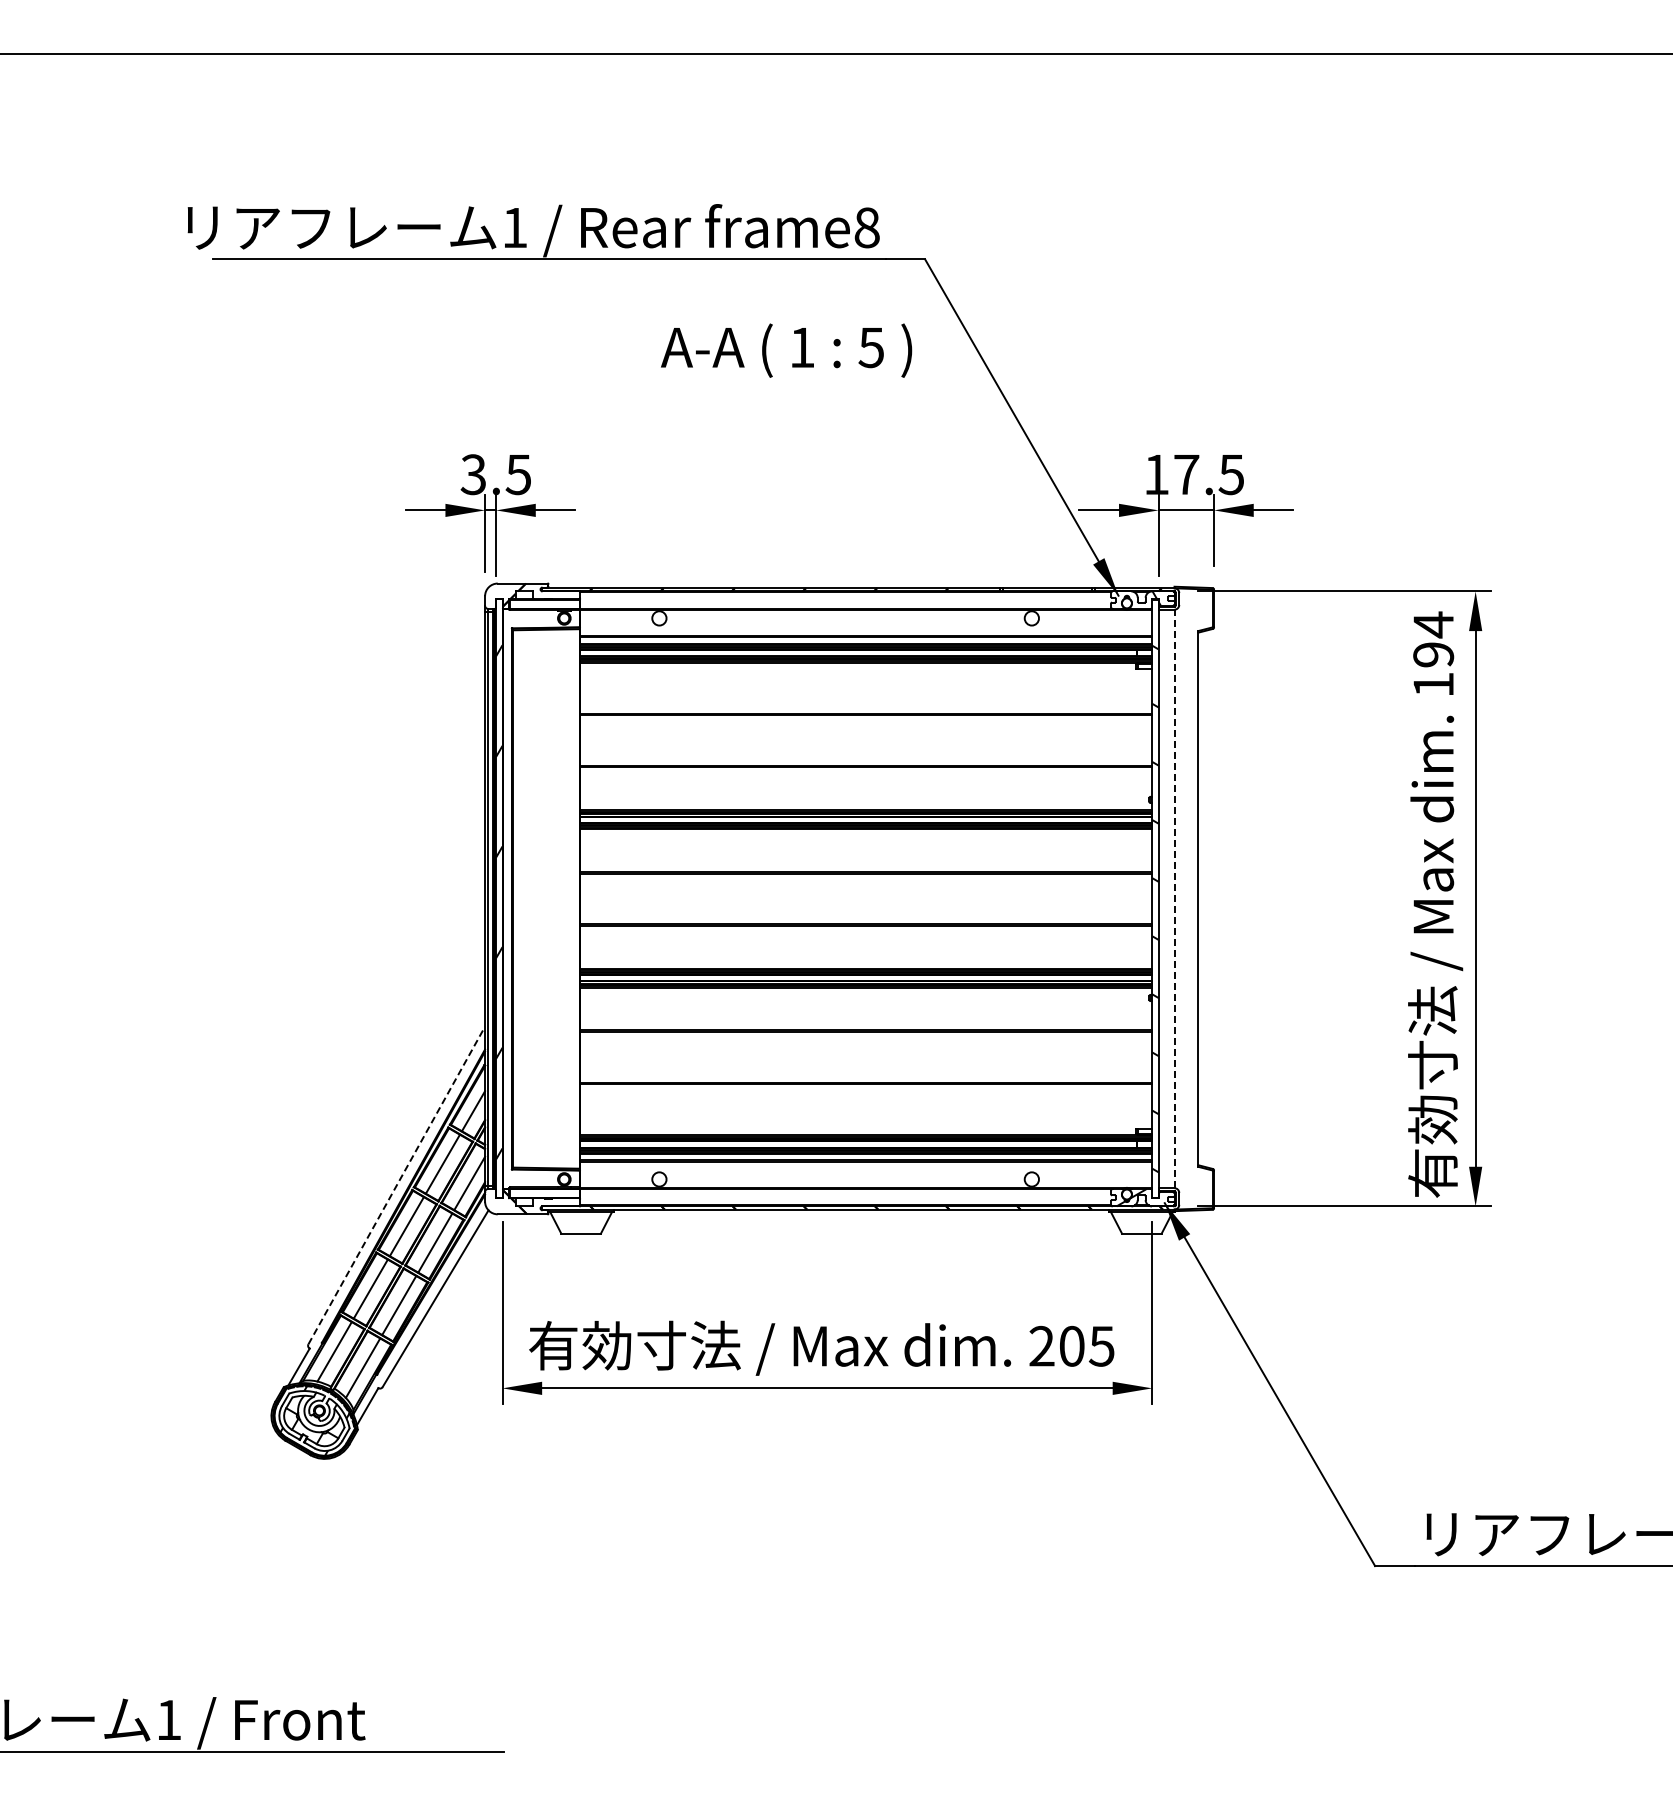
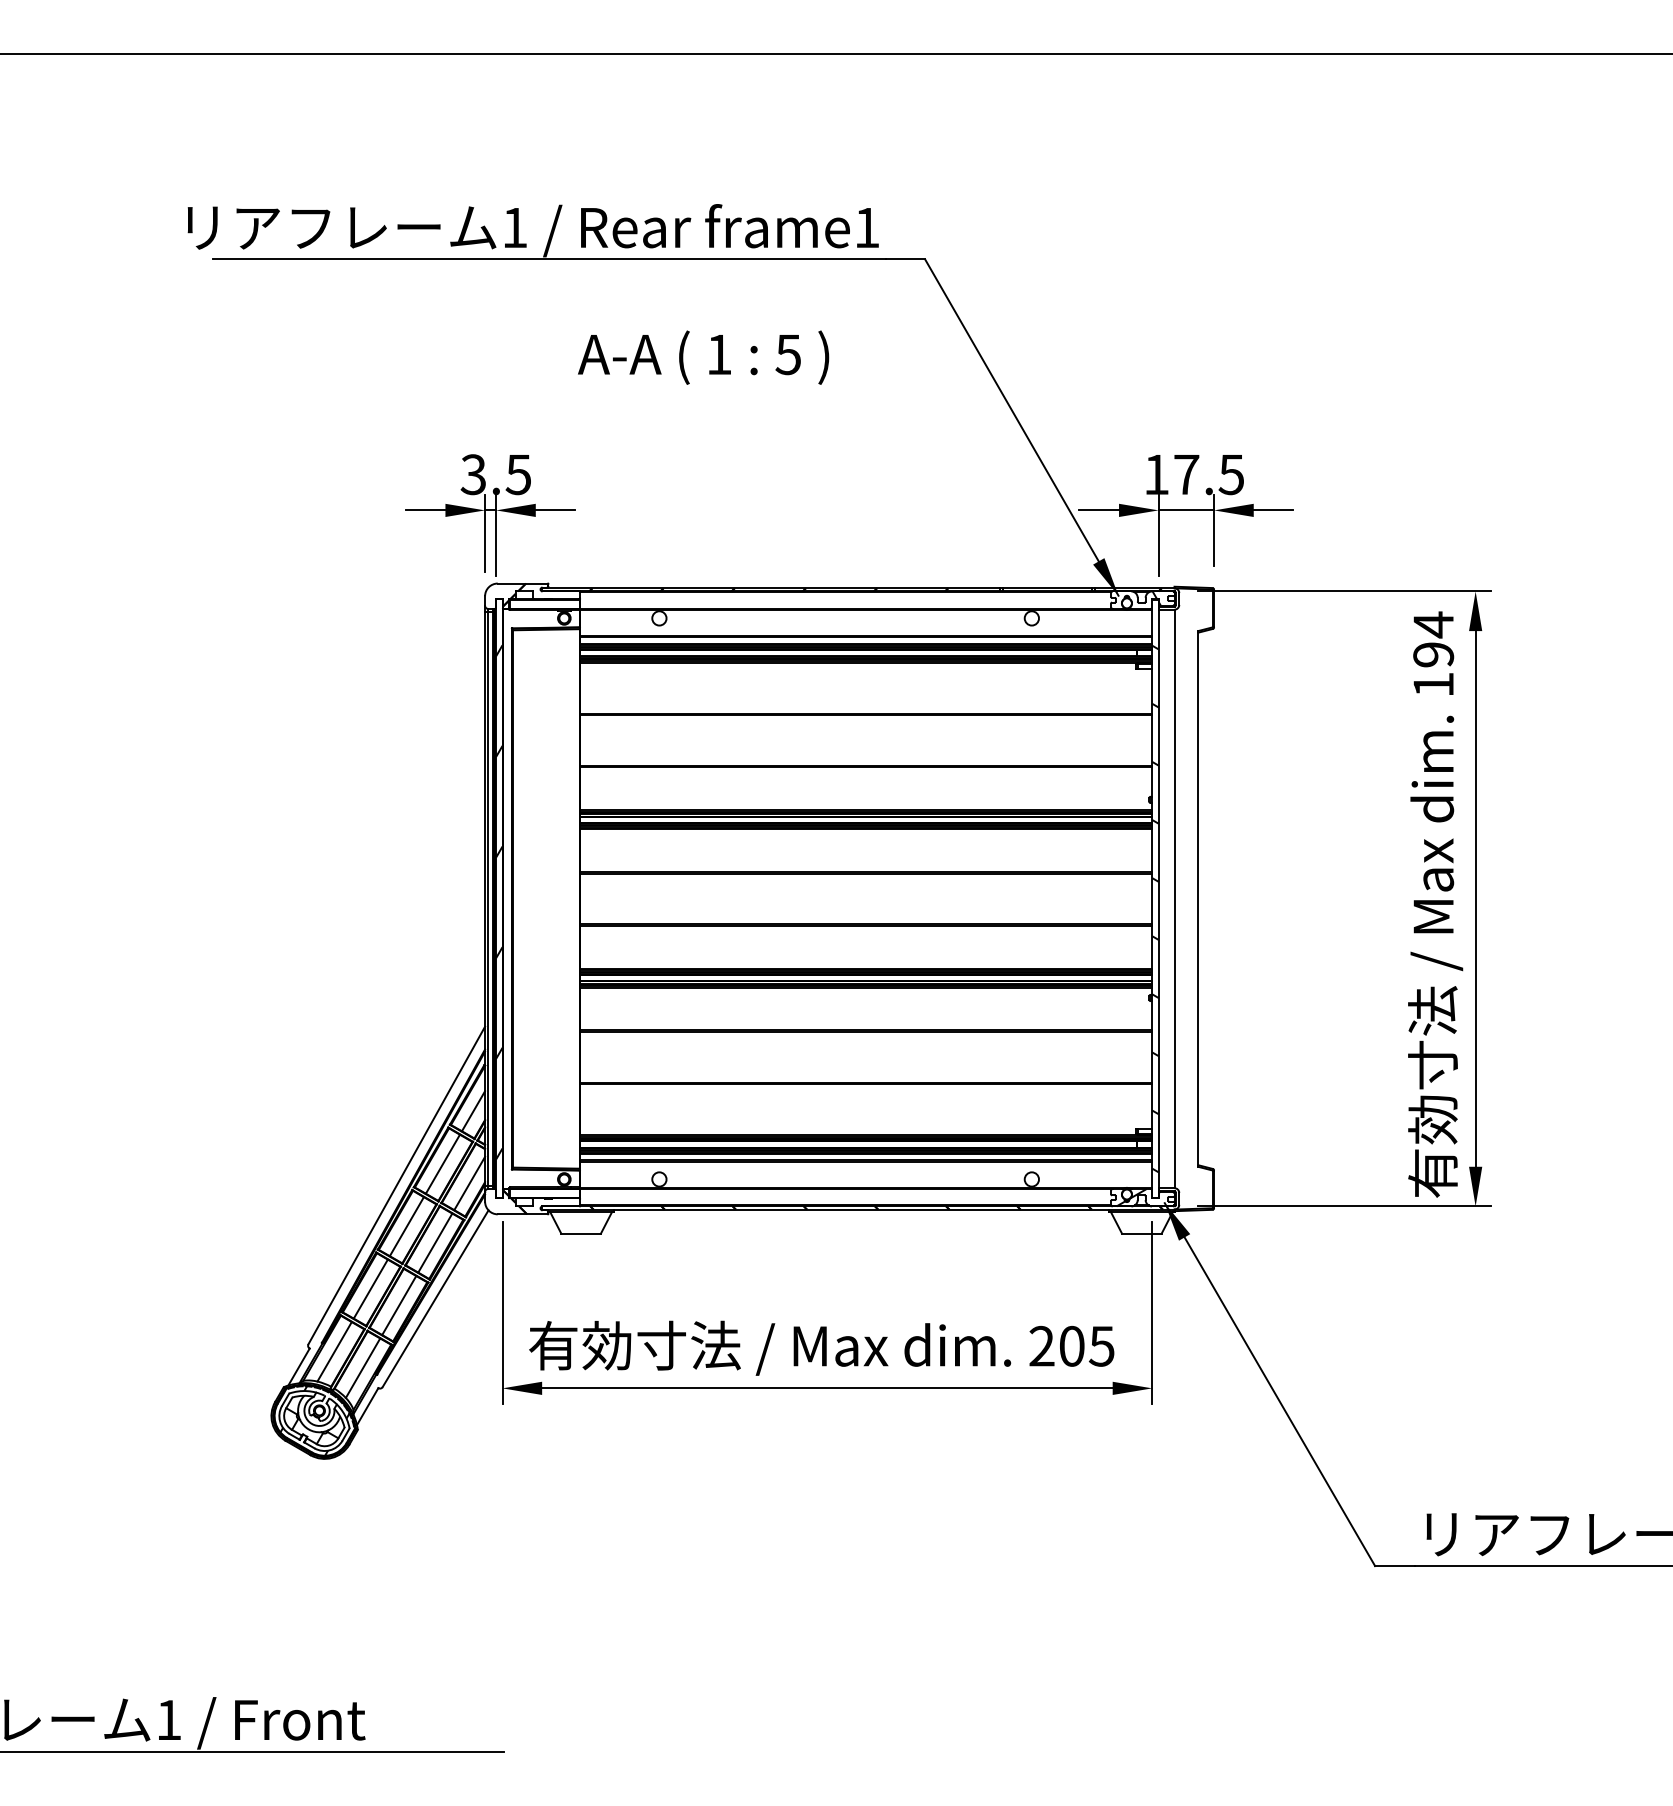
text: frame8 -> frame1 (866, 227)
text position: (786, 350) -> (703, 357) (703, 357)
line: dashed -> solid (1174, 898)
line: dashed -> solid (396, 1185)
